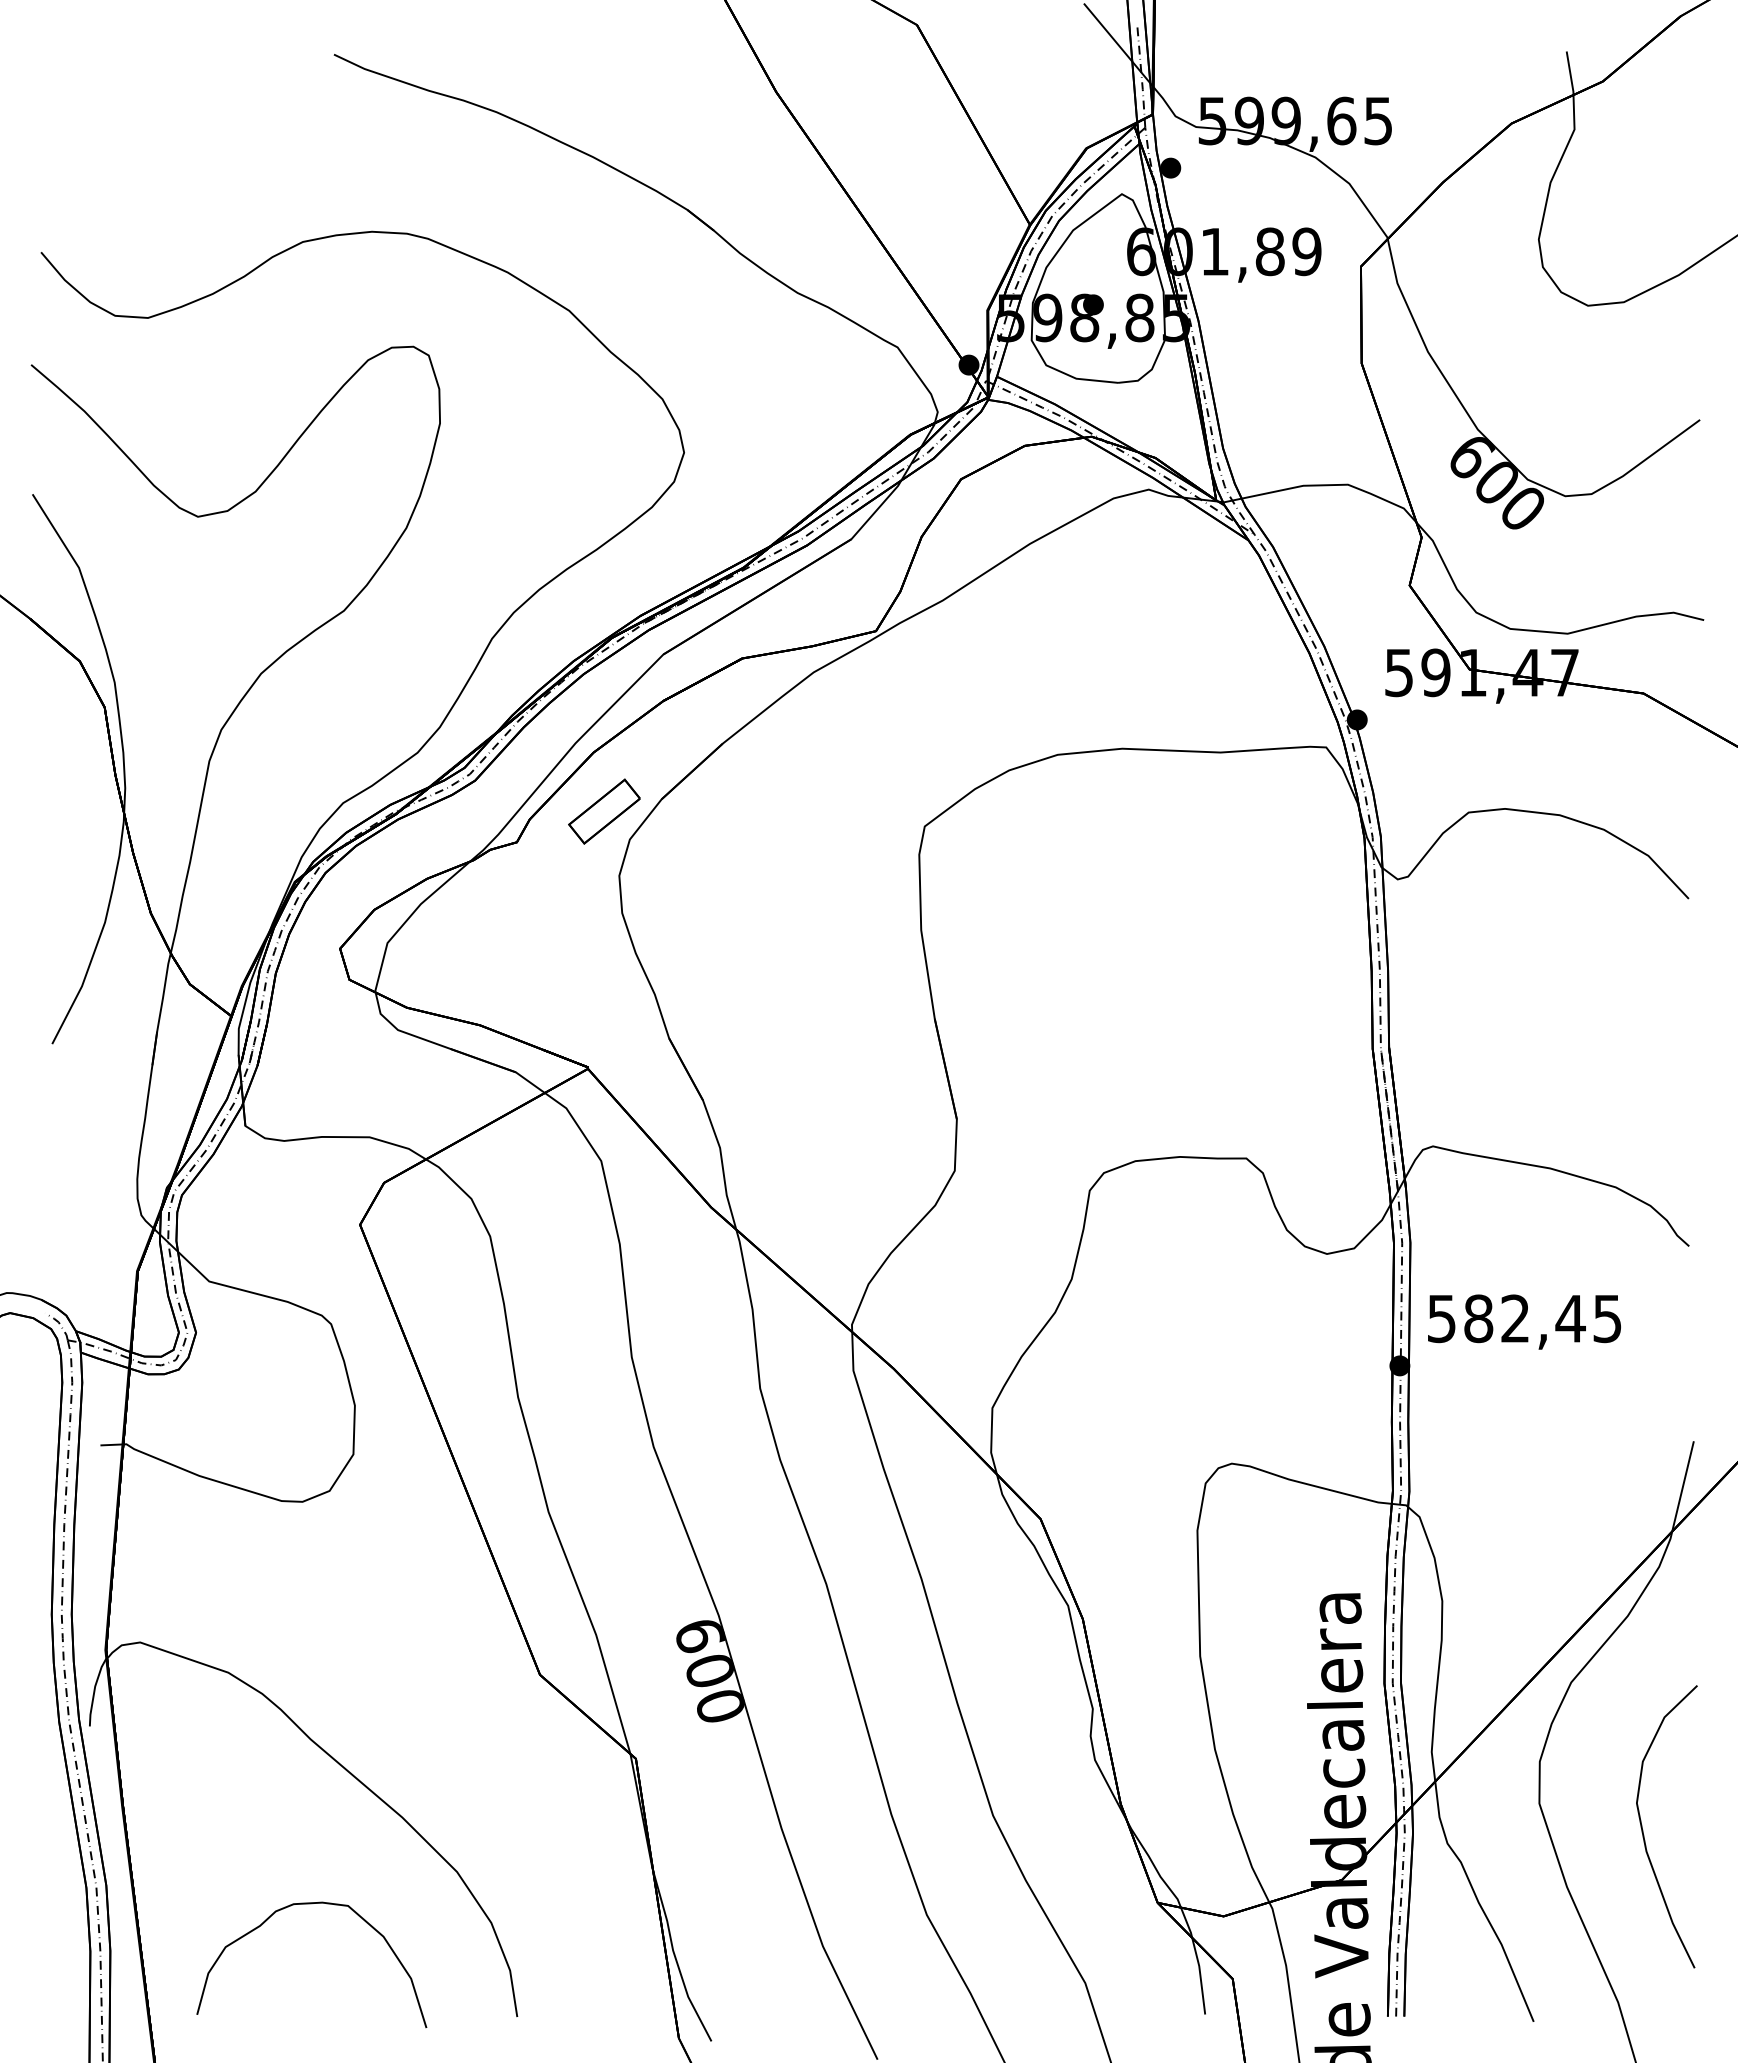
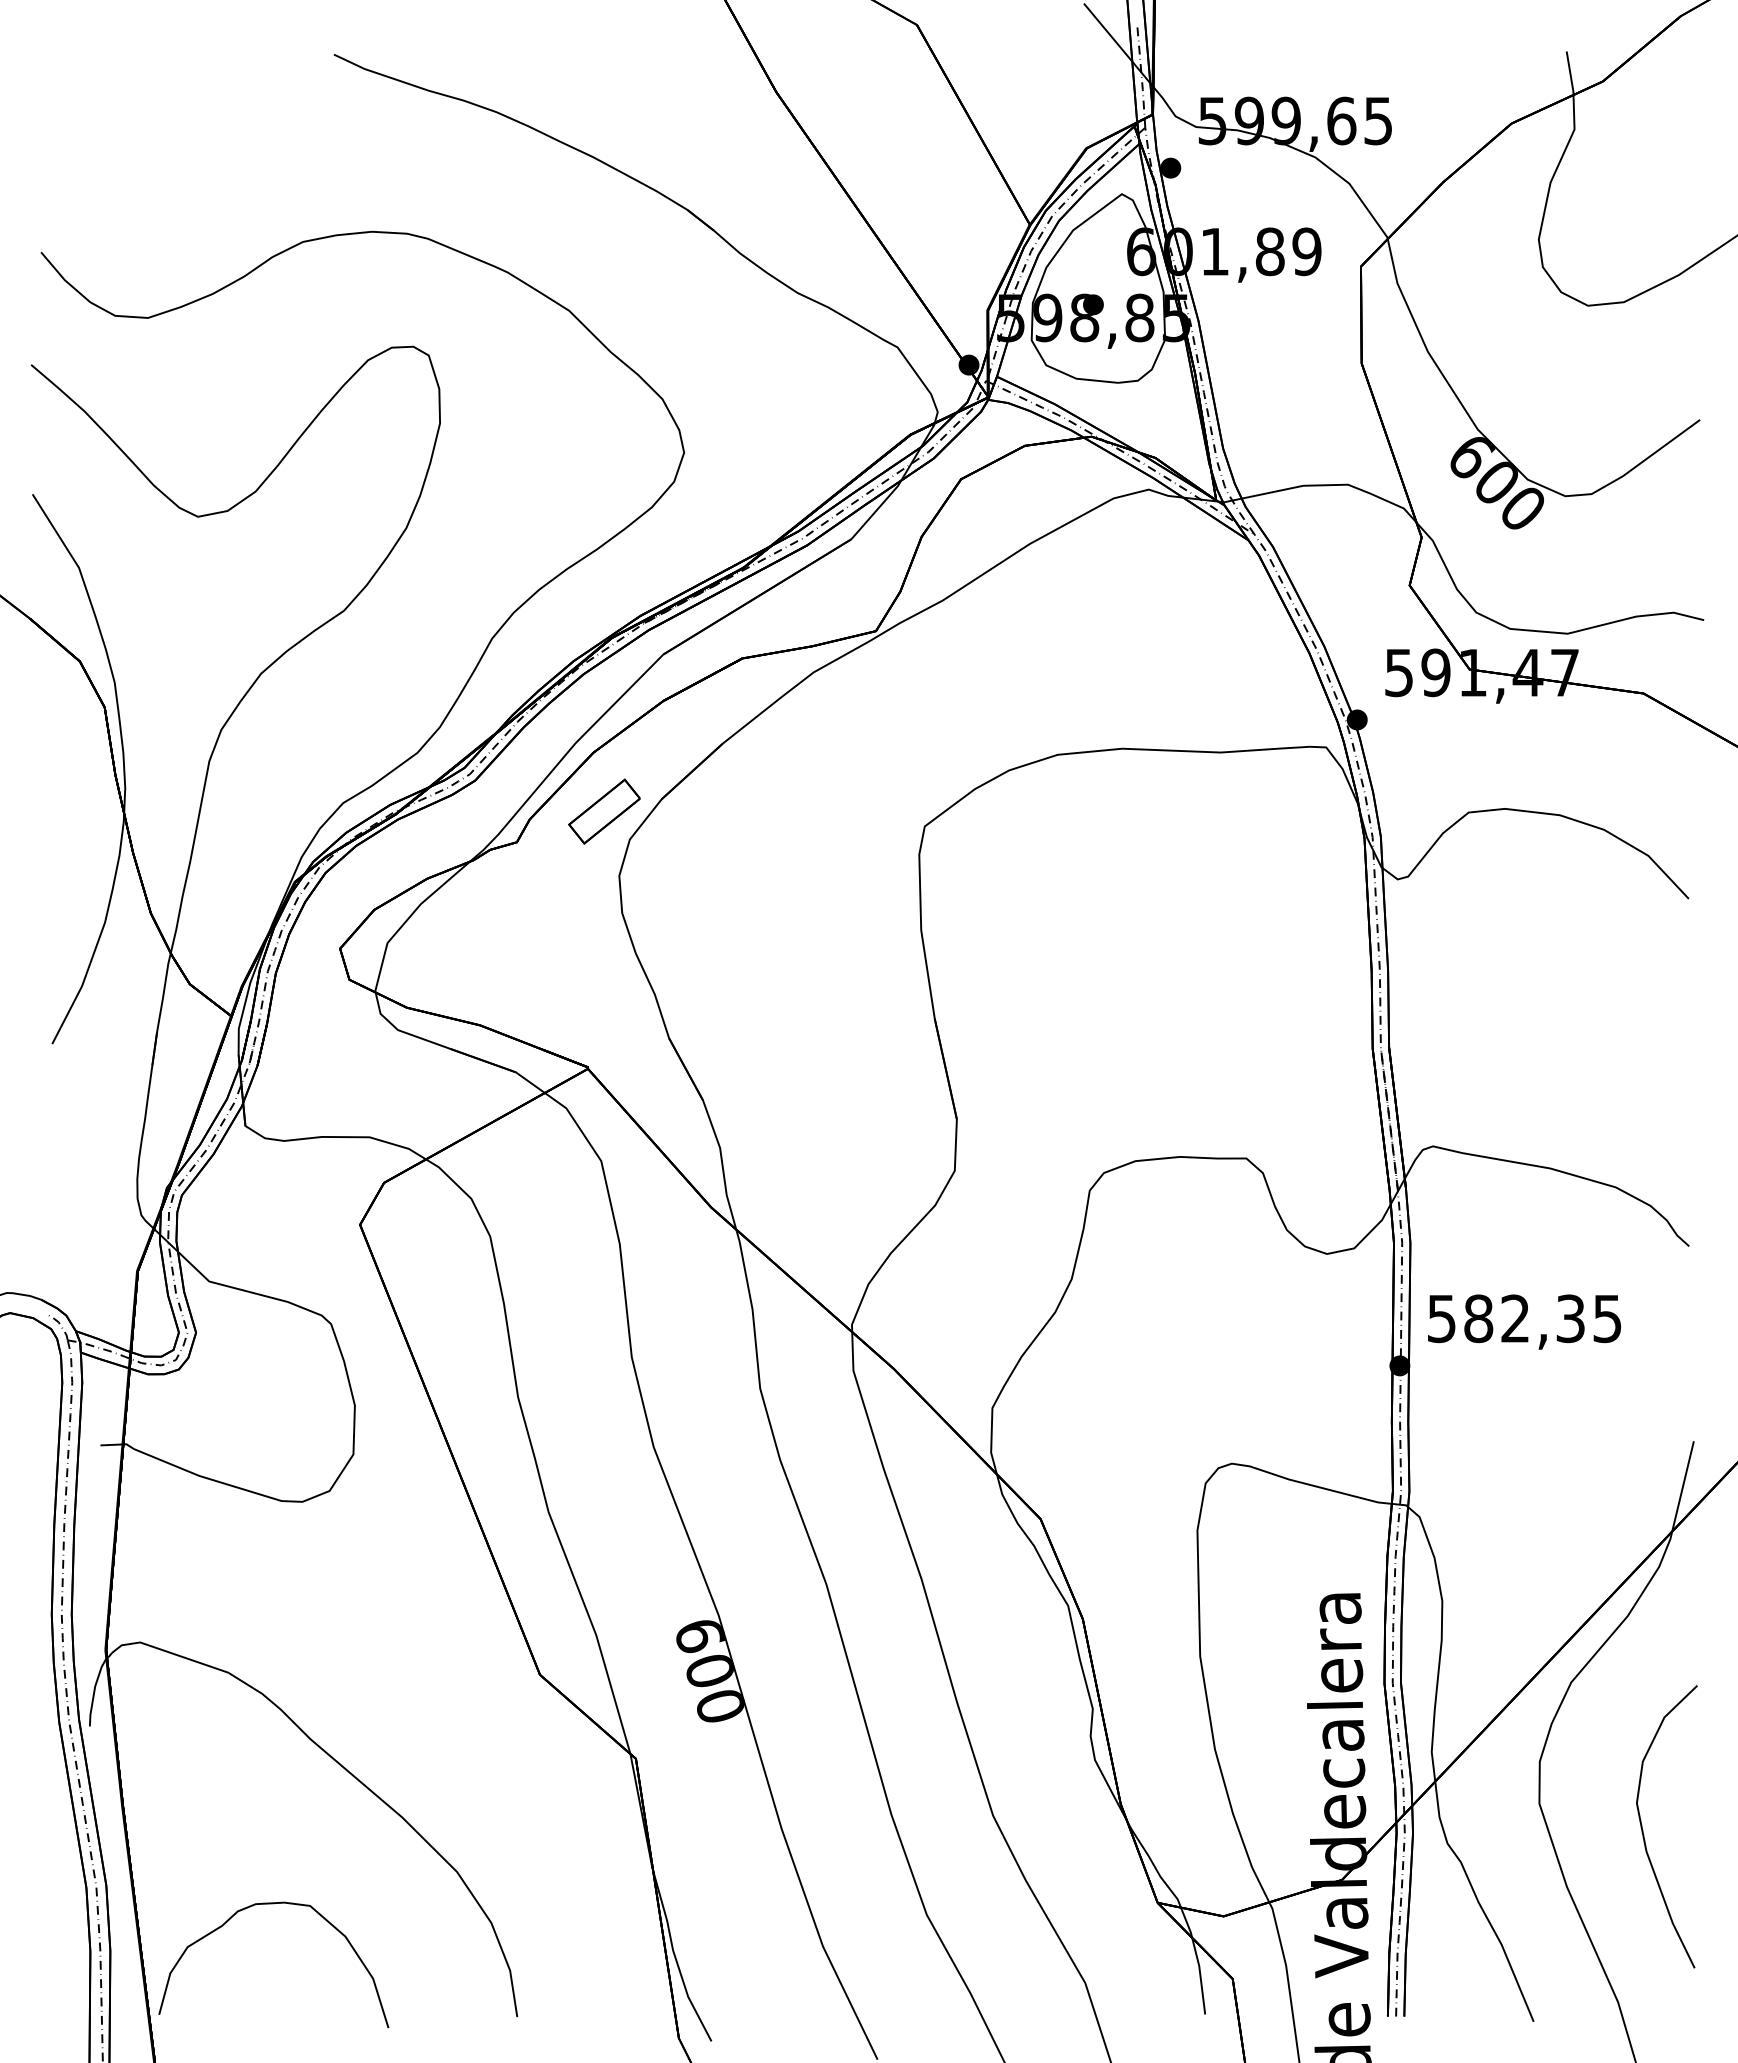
text: 582,45 -> 582,35 (1570, 1318)
curve position: (311, 1904) -> (273, 1904) (273, 1904)
